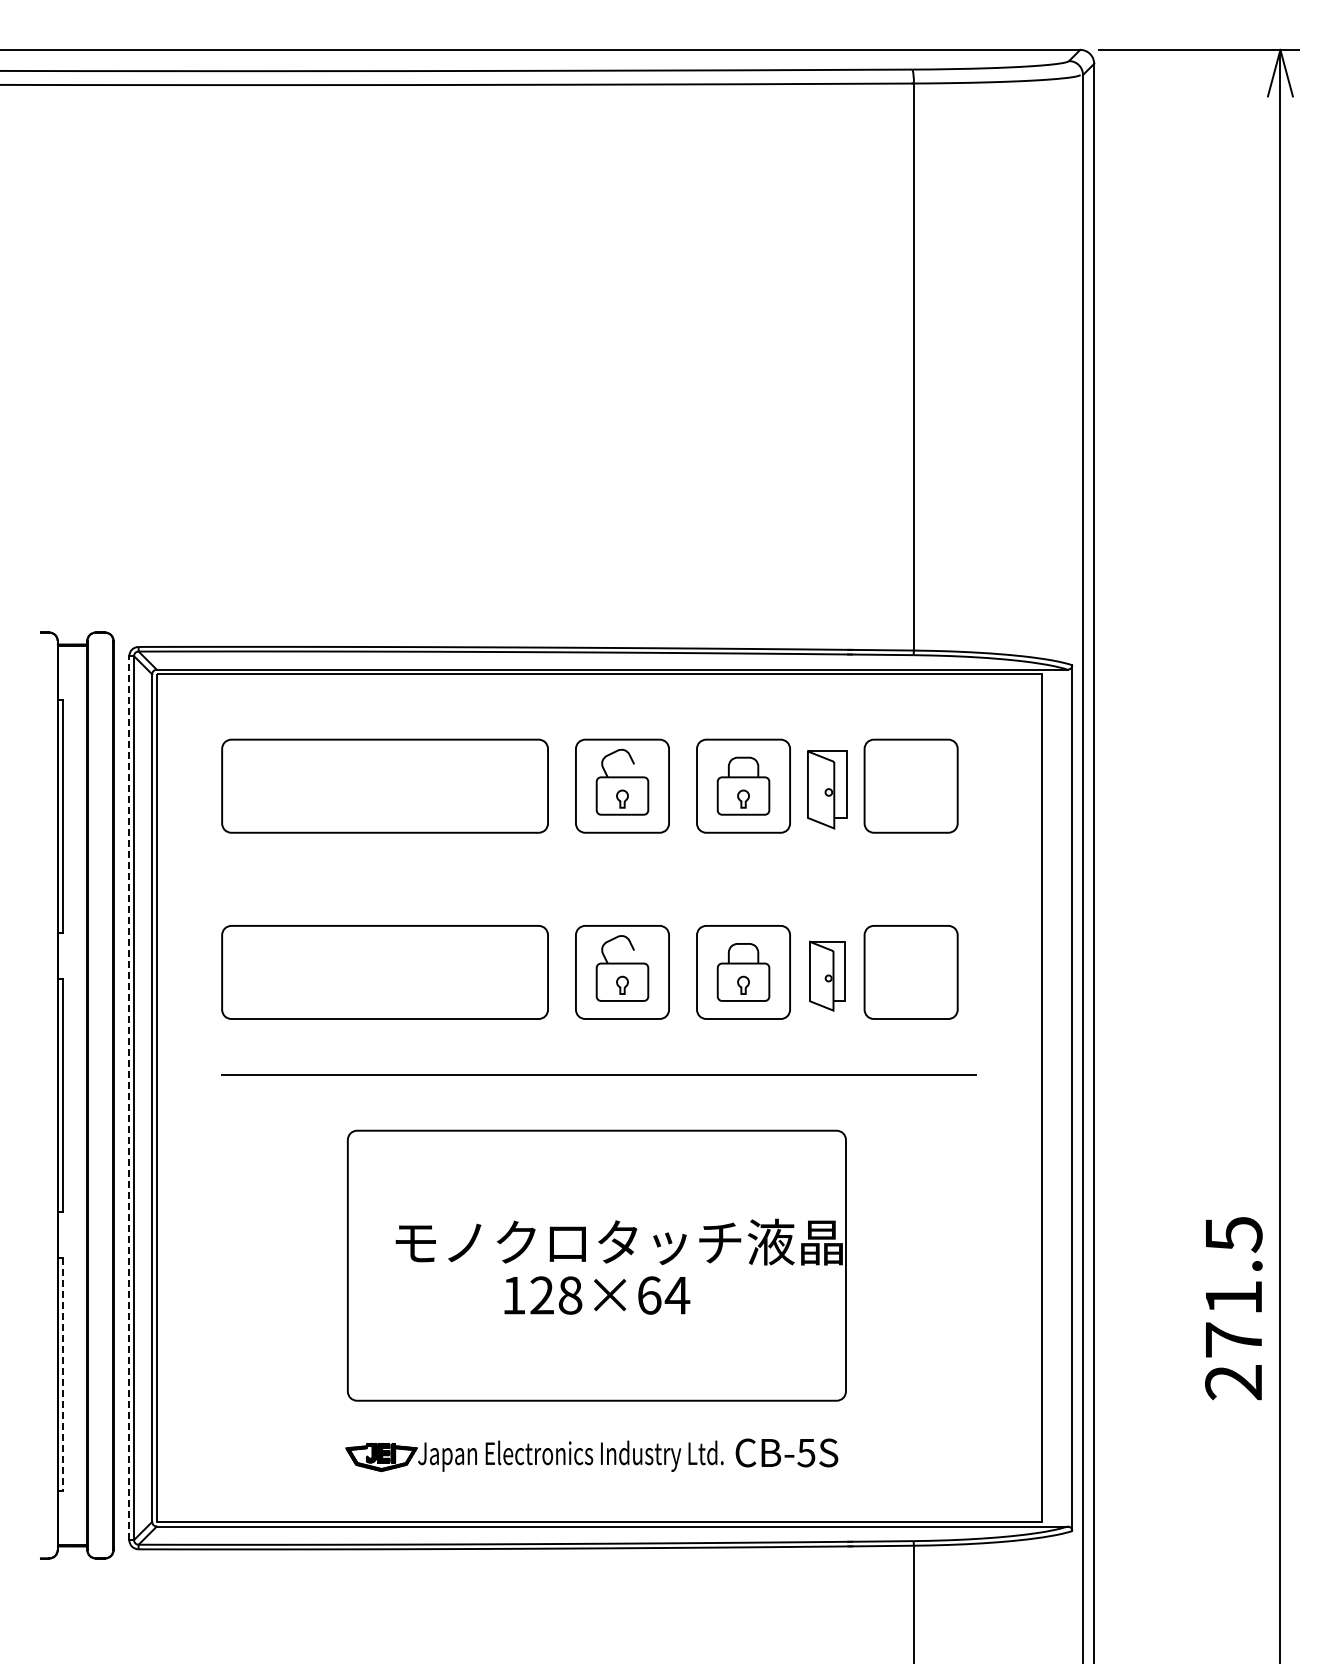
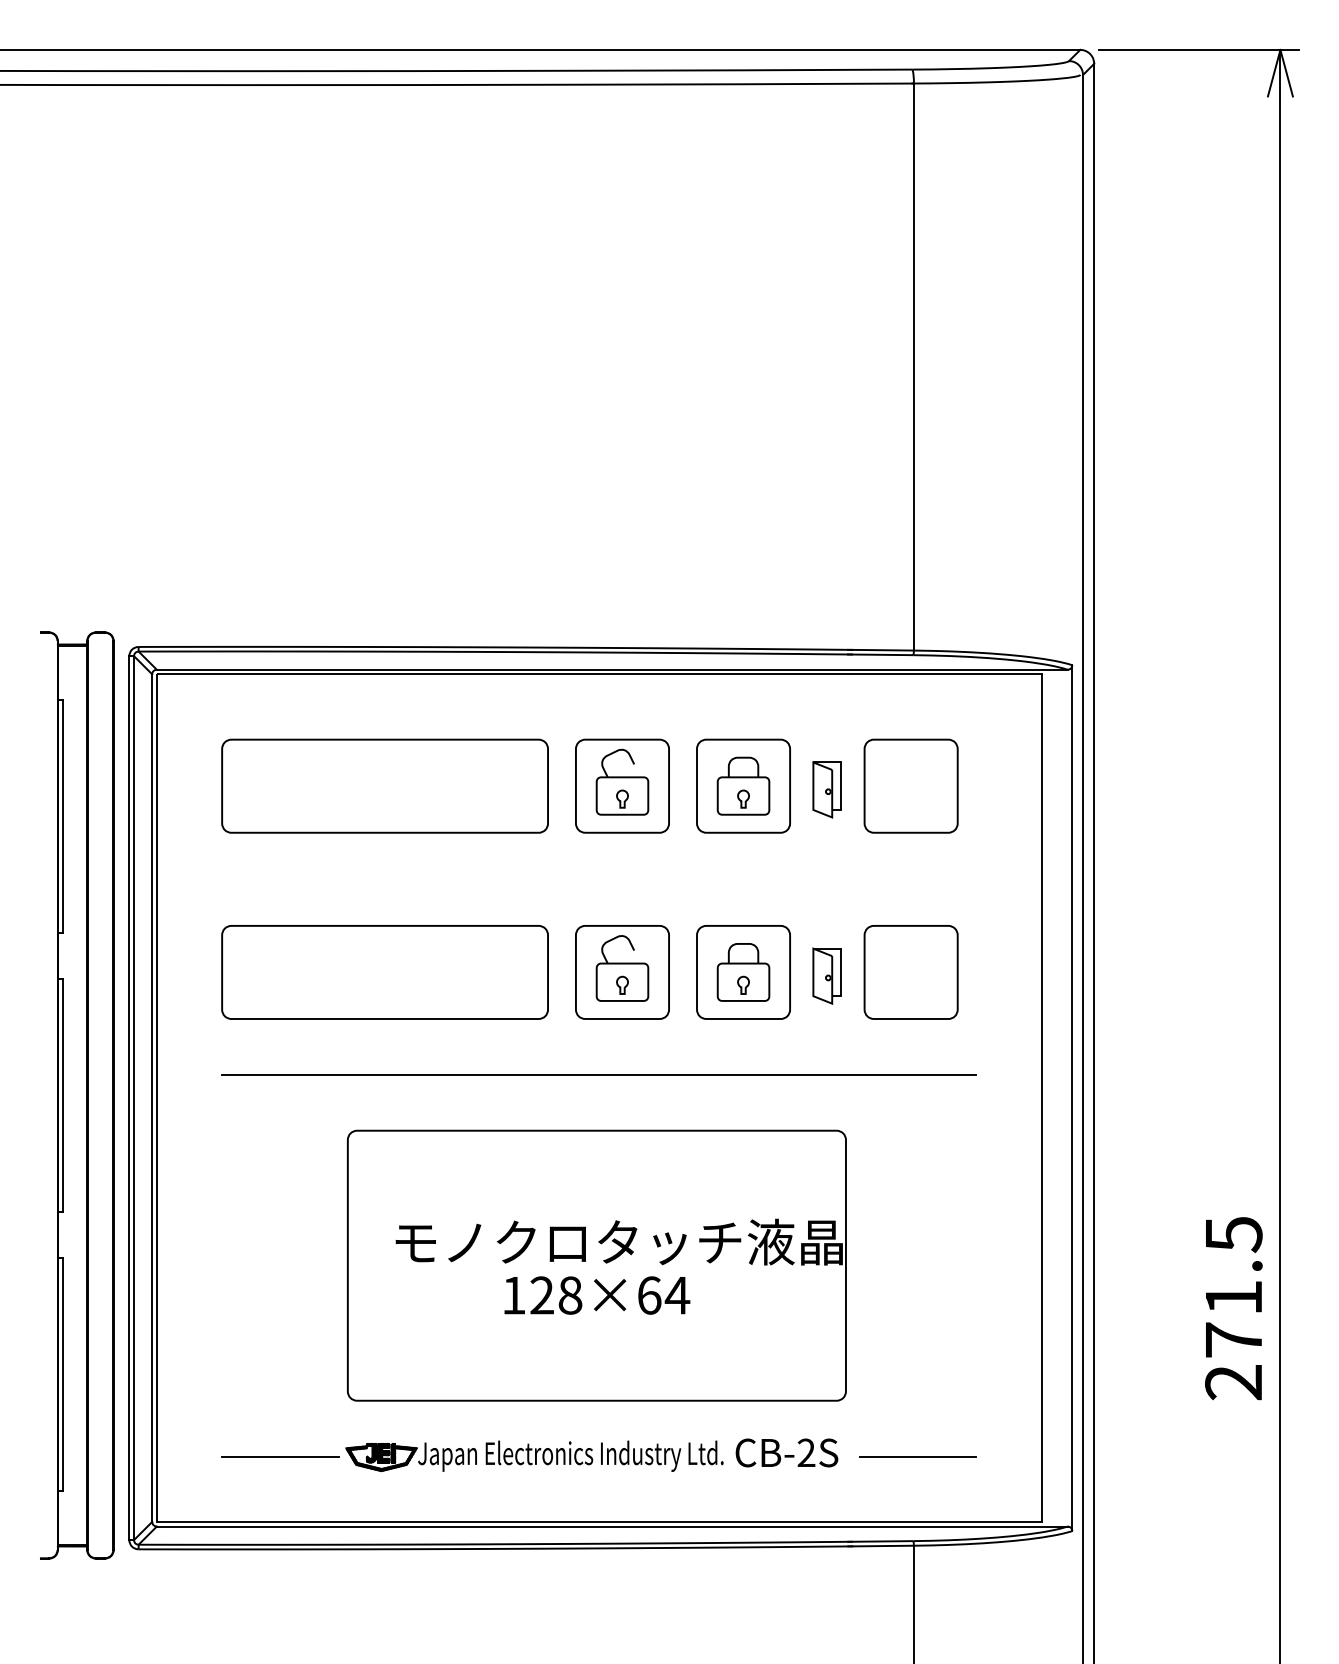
part size: 41x80 px -> 30x58 px (826, 789)
part size: 37x72 px -> 30x58 px (826, 975)
line: dashed -> solid (129, 1098)
line: dashed -> solid (63, 1375)
text: CB-5S -> CB-2S (806, 1452)
line: none -> present (280, 1456)
line: none -> present (917, 1456)
